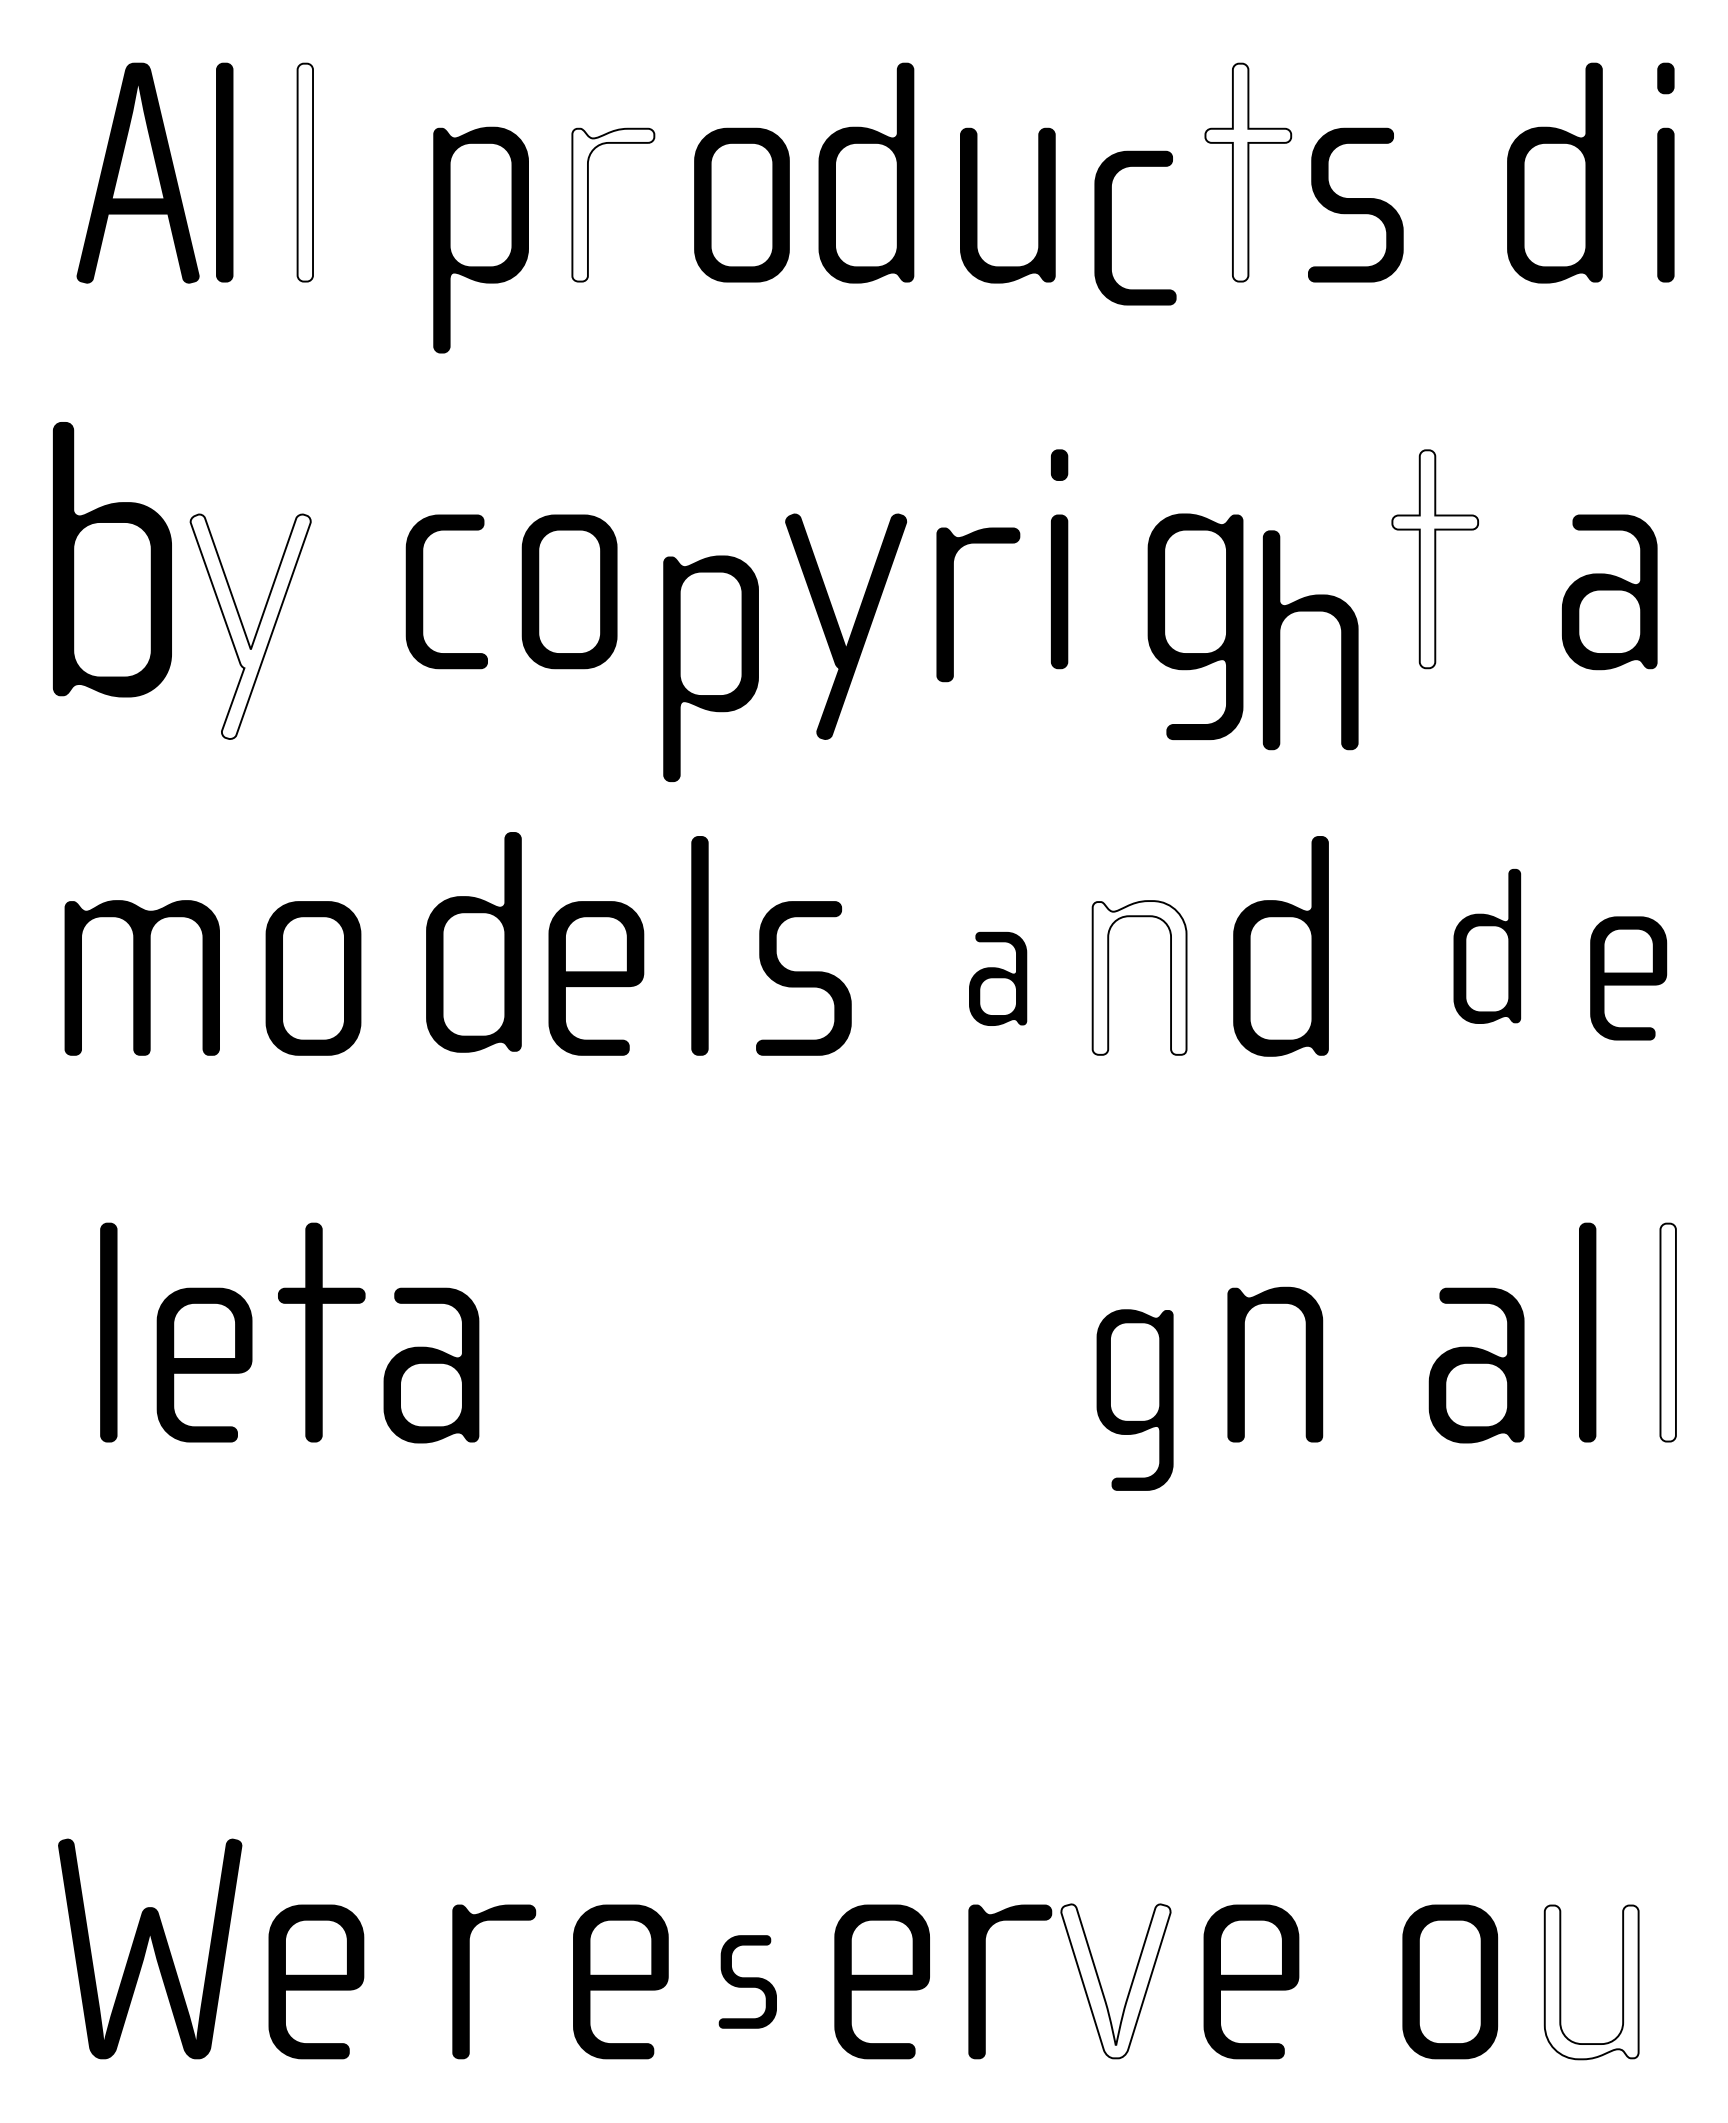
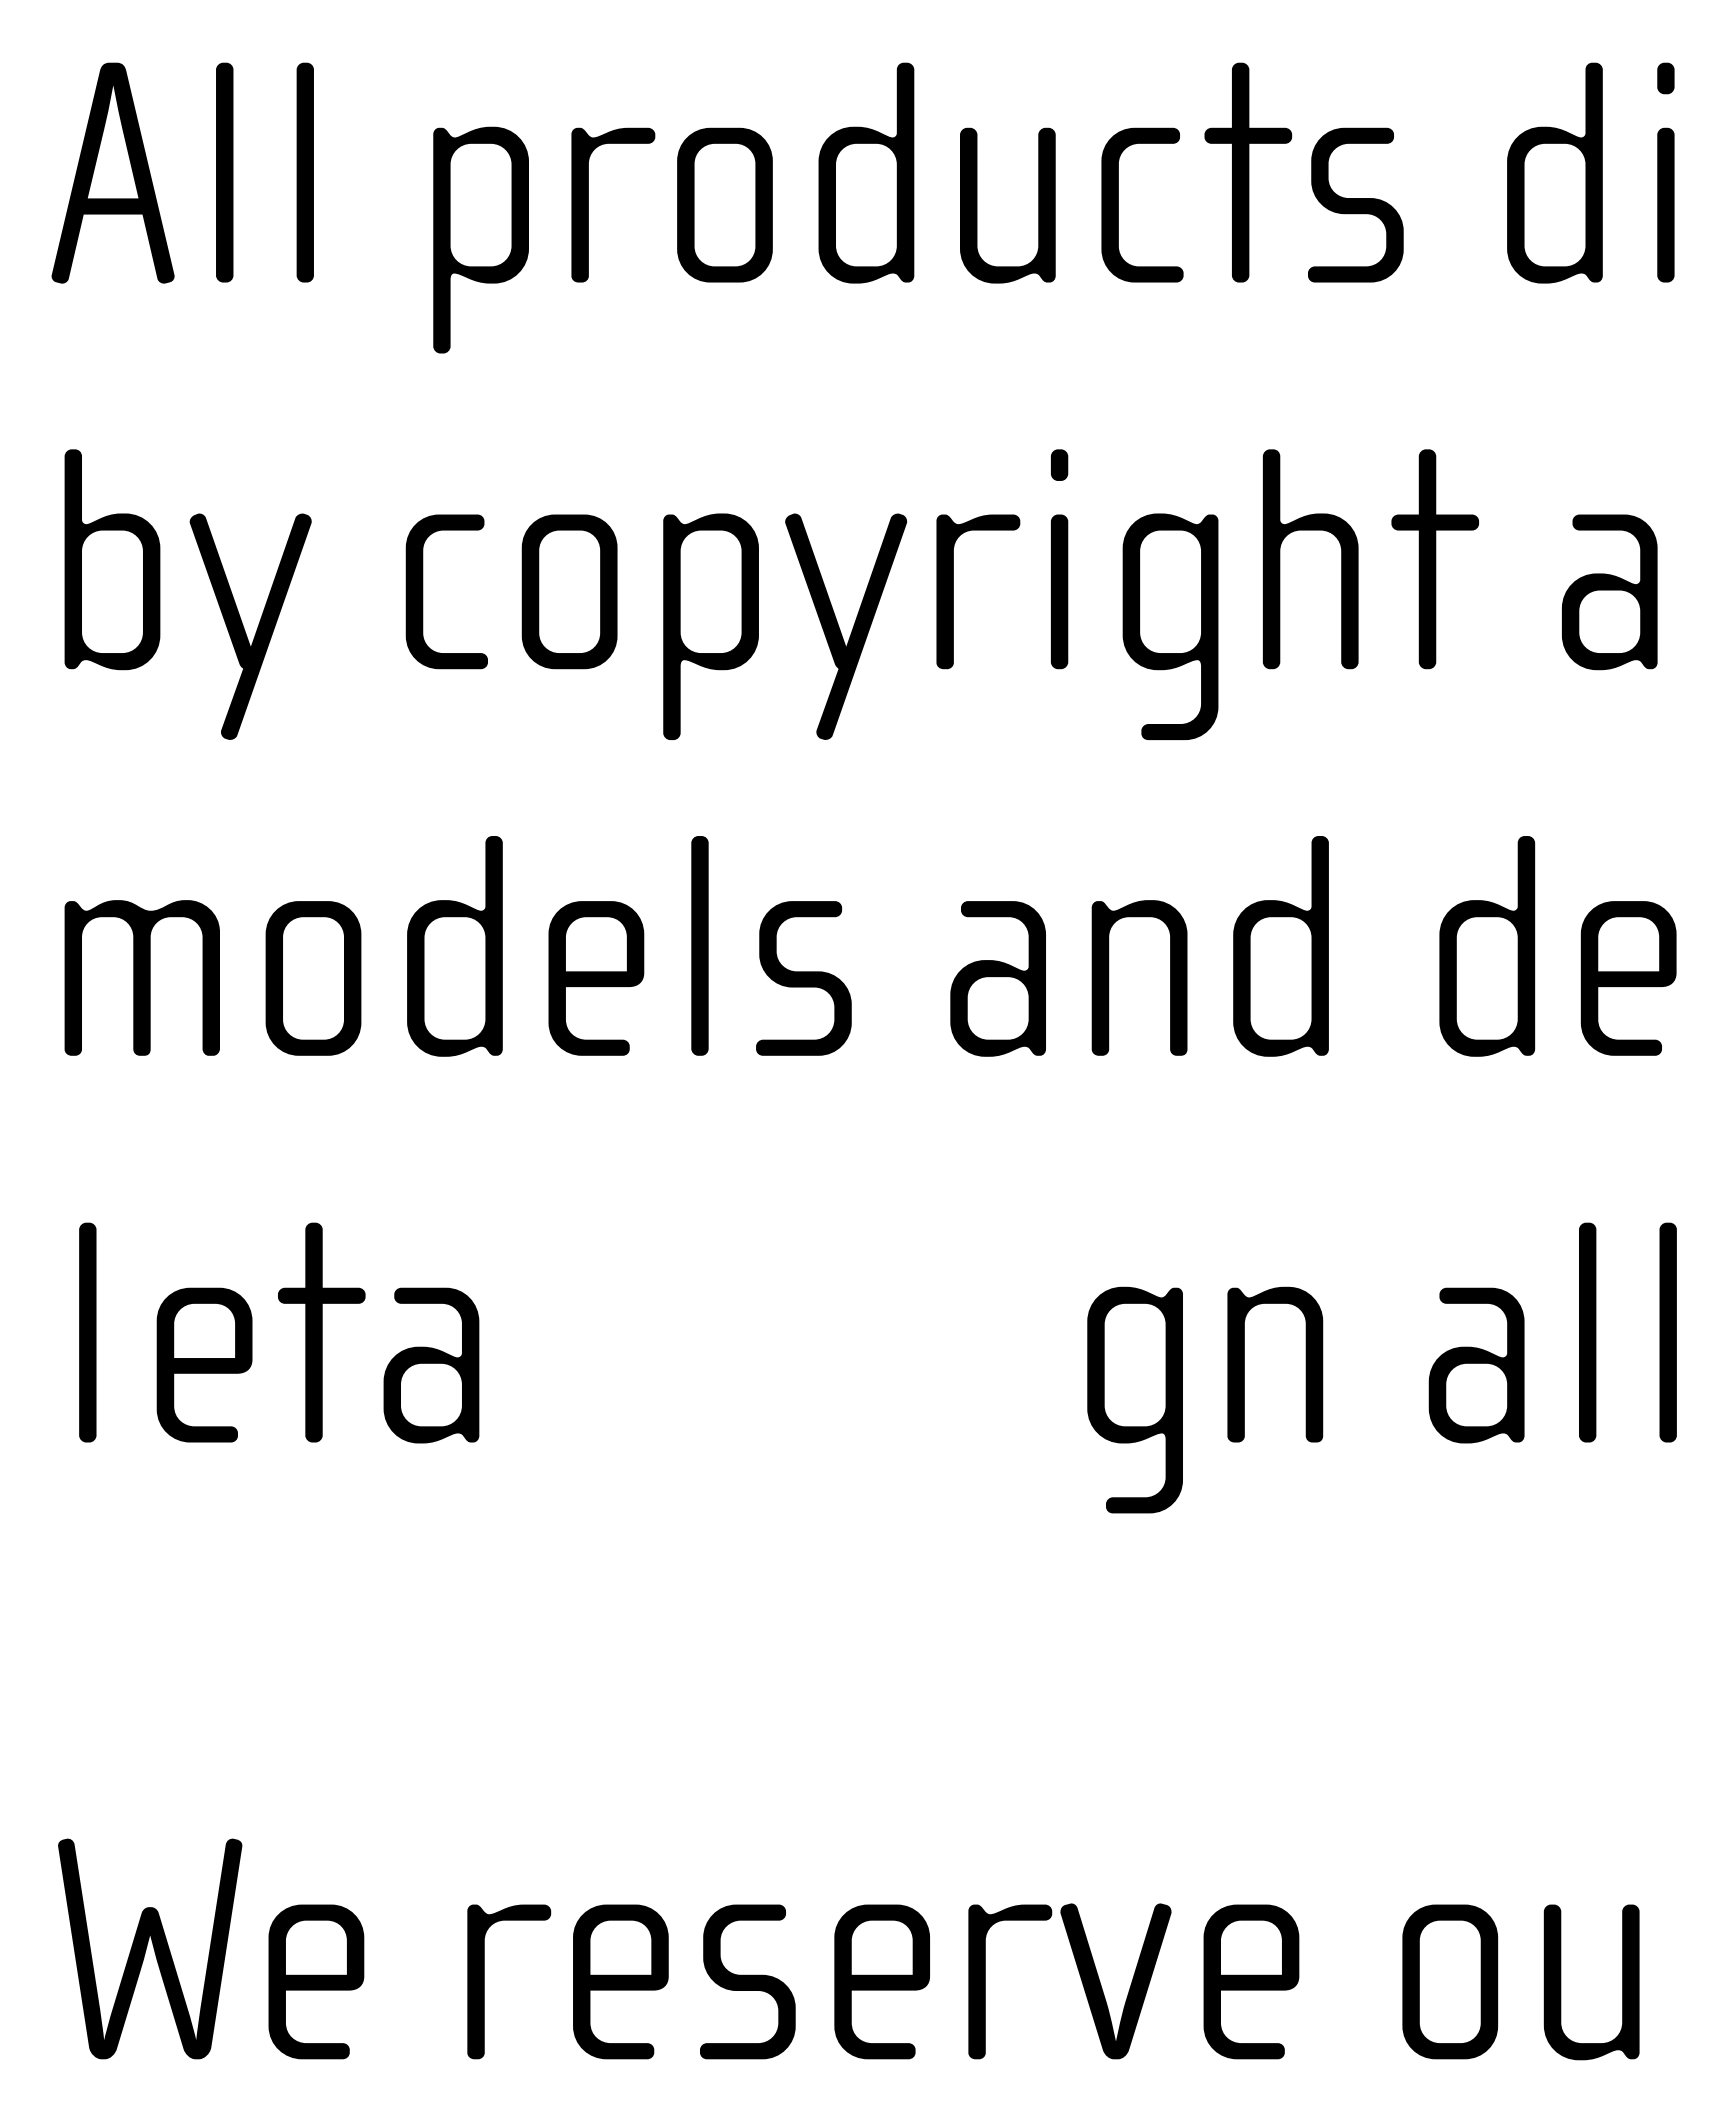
part position: (137, 172) -> (112, 172) (112, 172)
fill: none -> present (305, 172)
fill: none -> present (1248, 172)
fill: none -> present (613, 204)
part position: (741, 204) -> (724, 204) (724, 204)
part position: (1111, 227) -> (1118, 204) (1118, 204)
part size: 119x276 px -> 97x222 px (112, 559)
fill: none -> present (1435, 559)
part position: (953, 604) -> (953, 591) (953, 591)
part position: (1310, 611) -> (1310, 530) (1310, 530)
fill: none -> present (250, 626)
part position: (1195, 626) -> (1170, 626) (1170, 626)
part position: (710, 668) -> (710, 626) (710, 626)
part position: (473, 942) -> (454, 946) (454, 946)
part size: 69x156 px -> 97x221 px (1487, 946)
fill: none -> present (1139, 977)
part size: 59x95 px -> 96x156 px (997, 978)
part size: 78x125 px -> 97x155 px (1628, 978)
part position: (108, 1332) -> (87, 1332) (87, 1332)
fill: none -> present (1667, 1332)
part size: 78x182 px -> 96x228 px (1134, 1399)
part position: (469, 1981) -> (484, 1981) (484, 1981)
part size: 59x94 px -> 96x156 px (747, 1981)
fill: none -> present (1115, 1981)
fill: none -> present (1591, 1982)
